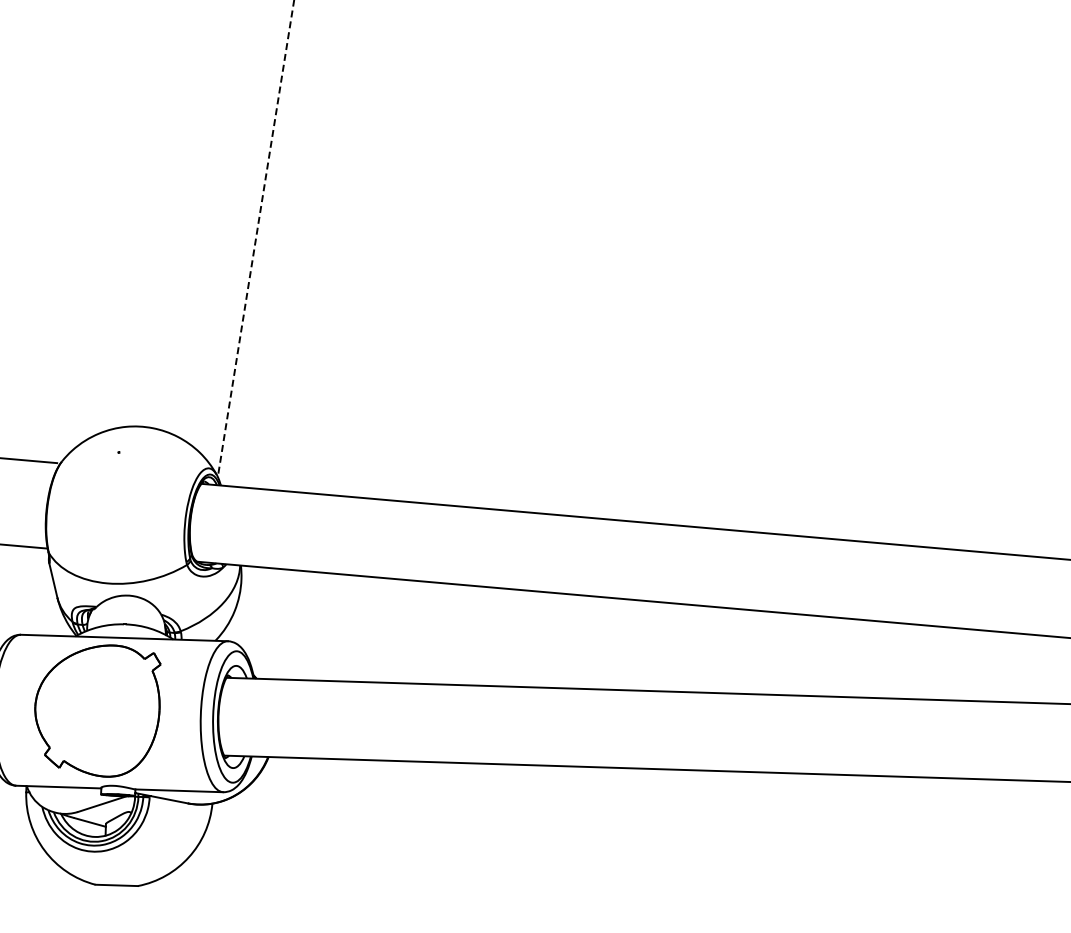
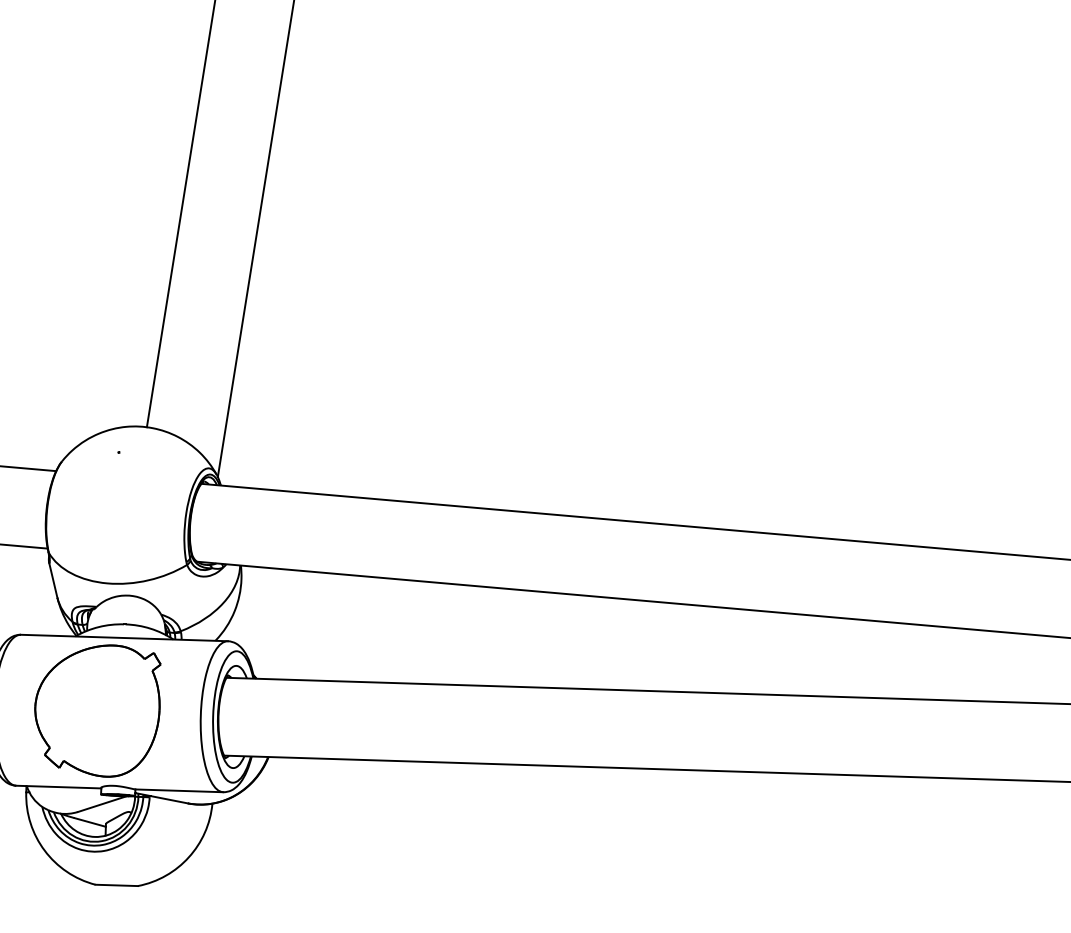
line: none -> present (180, 214)
line: dashed -> solid (255, 239)
line position: (29, 460) -> (29, 468) (29, 468)
